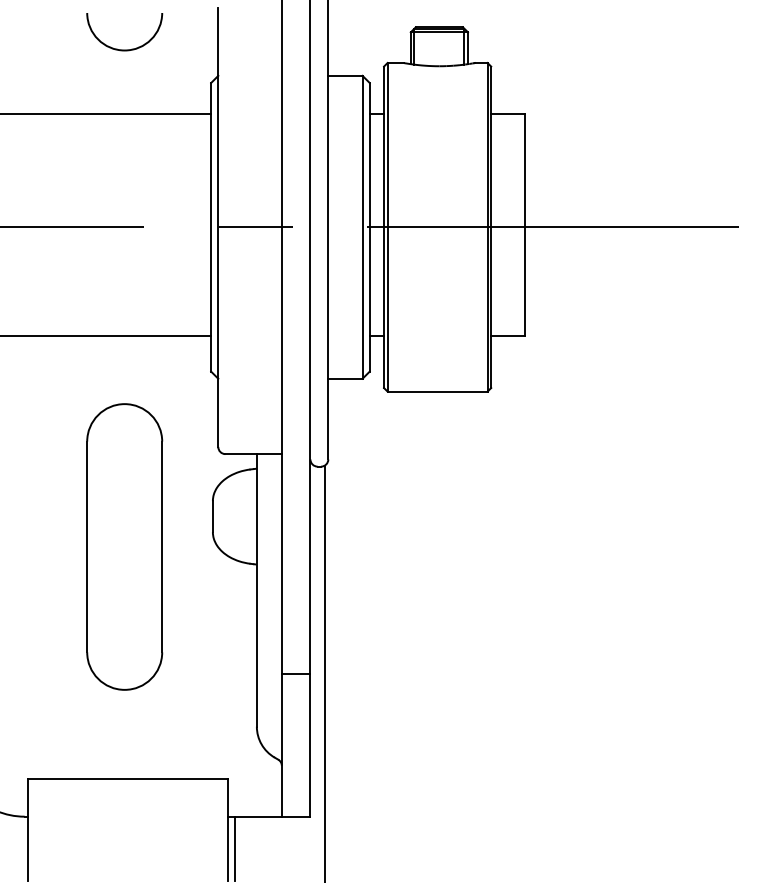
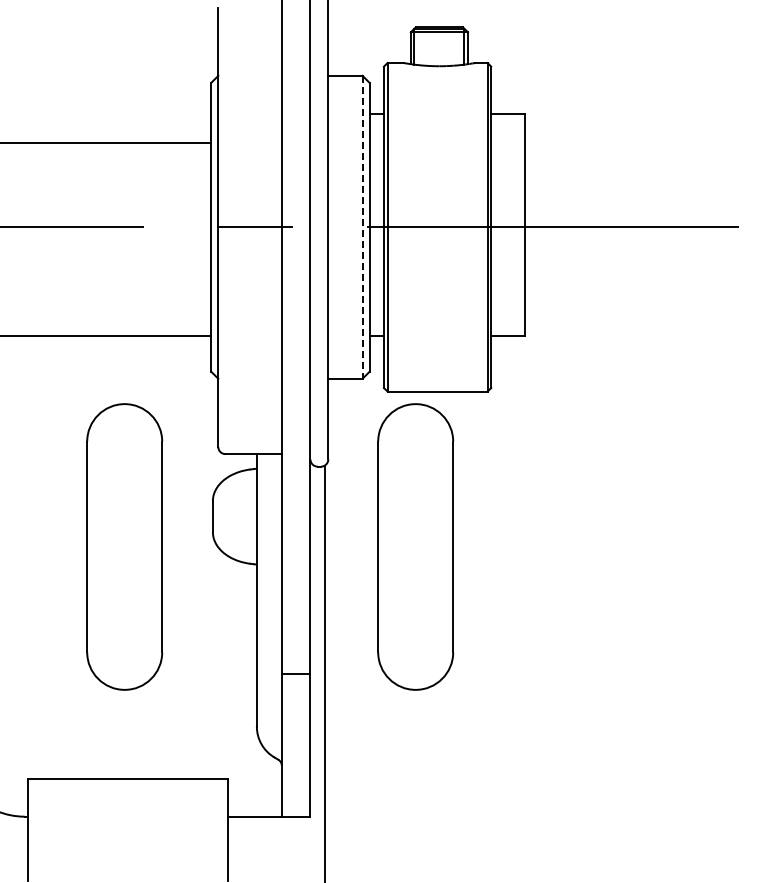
arc: present -> none (124, 49)
line position: (106, 113) -> (106, 142) (106, 142)
line: solid -> dashed (362, 227)
part: none -> present (415, 546)
line: present -> none (235, 847)
